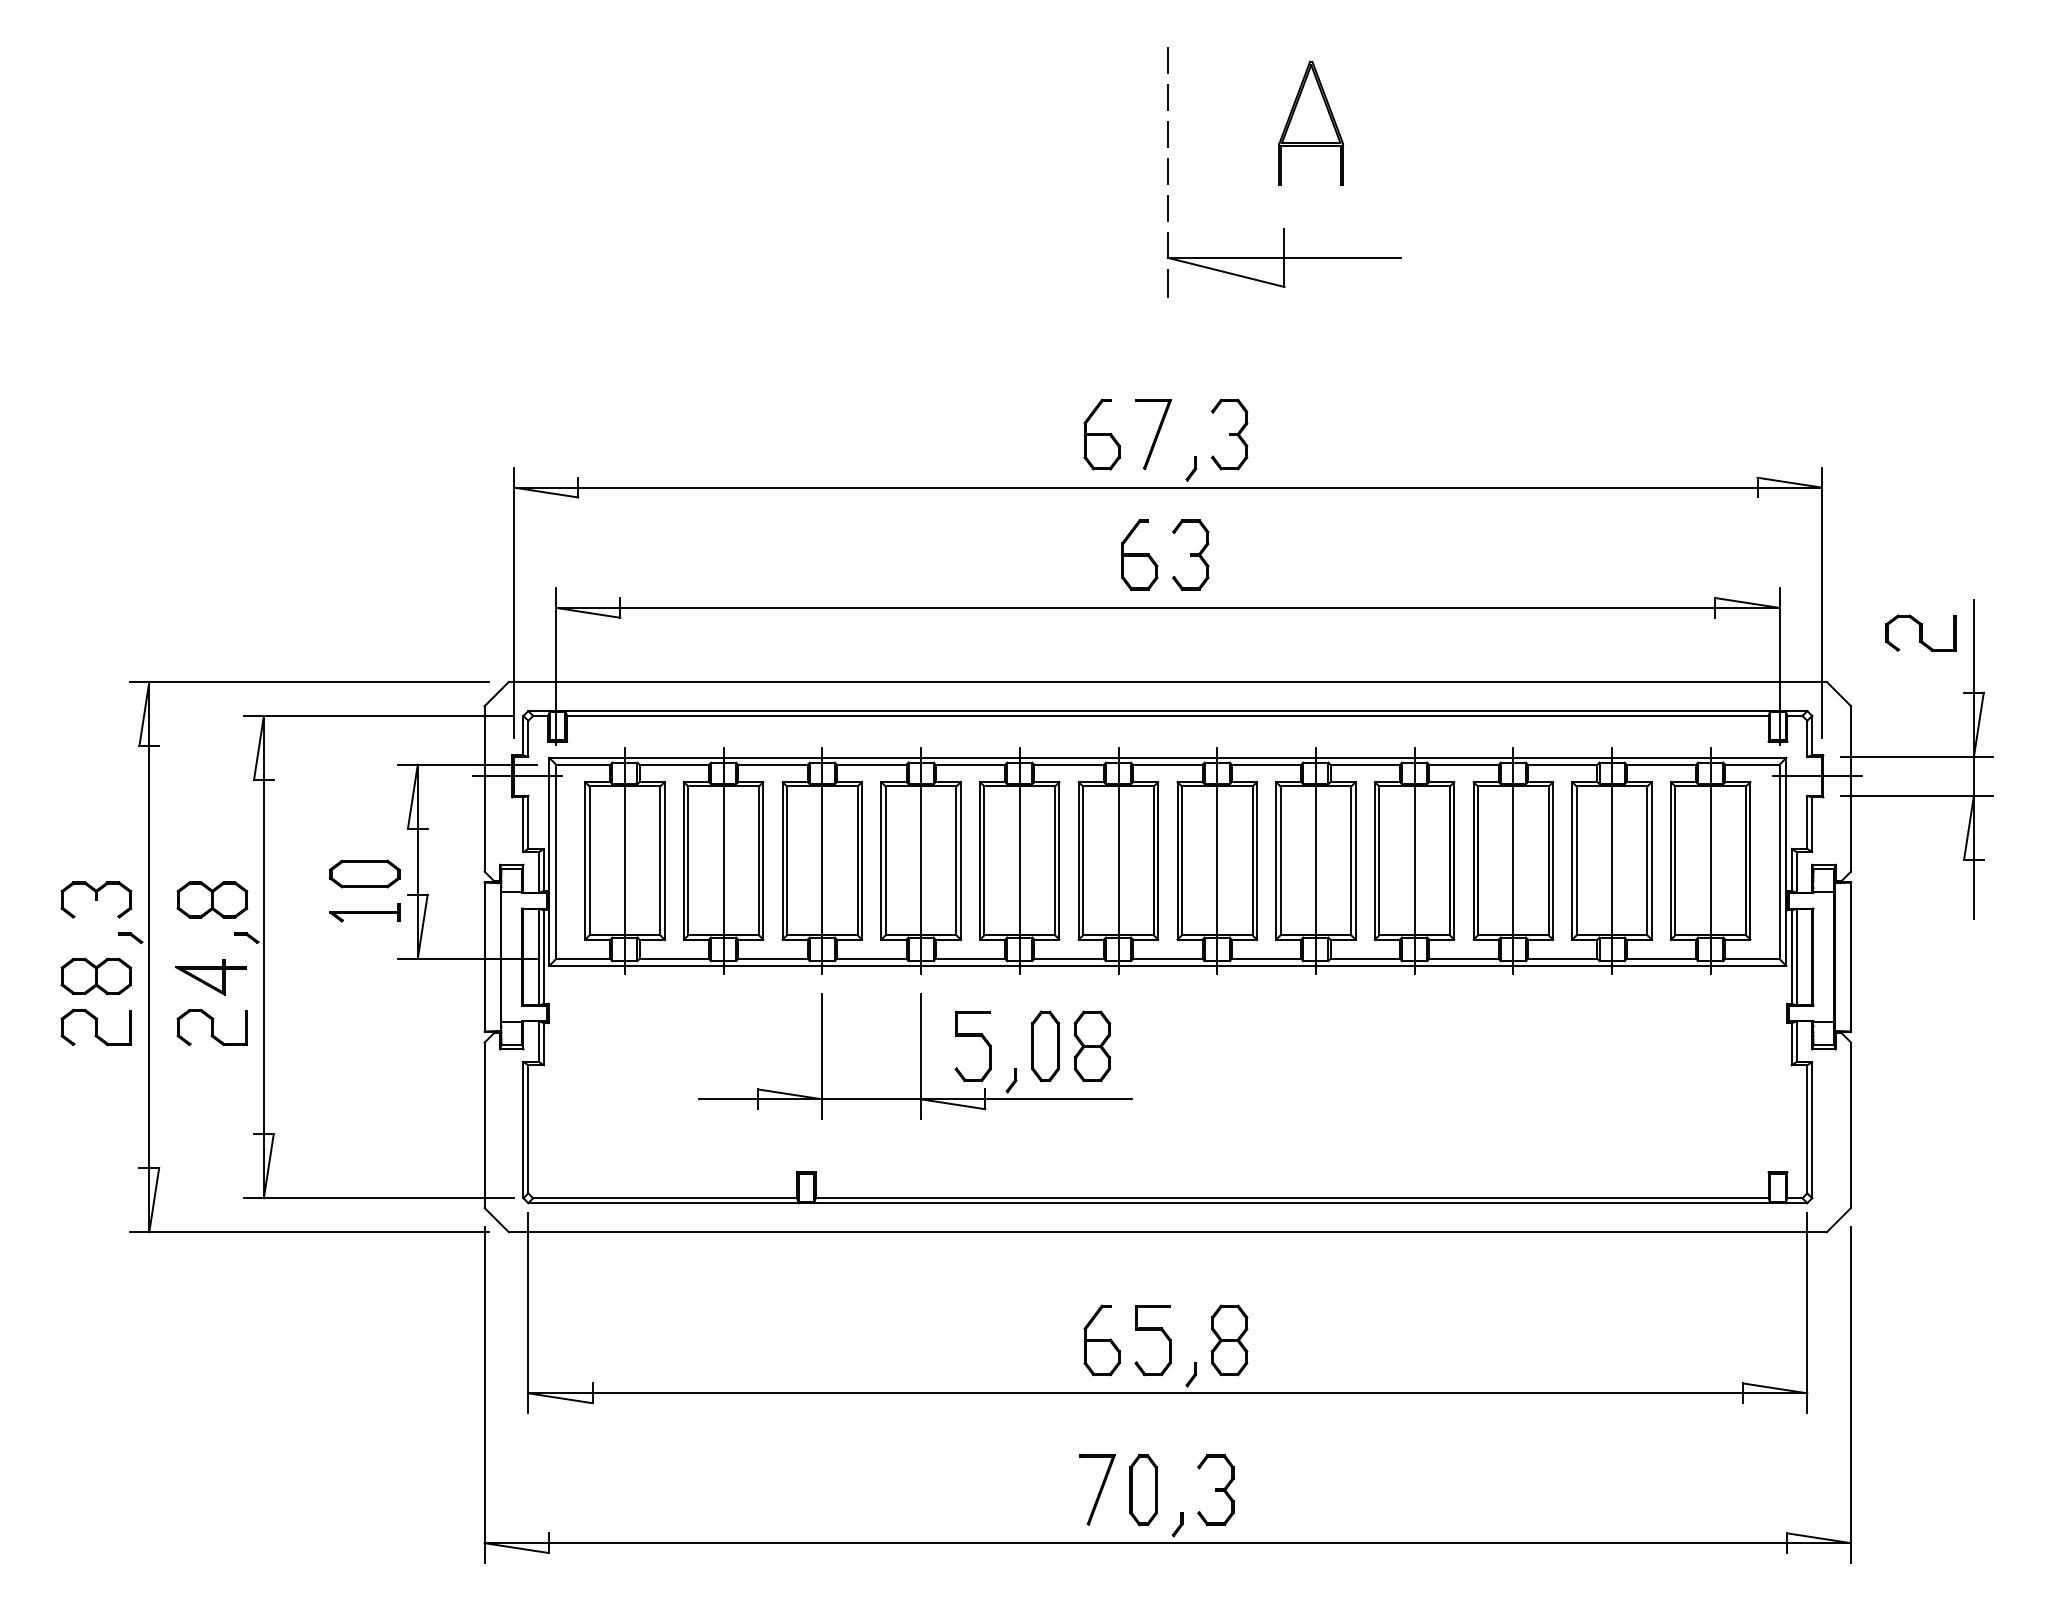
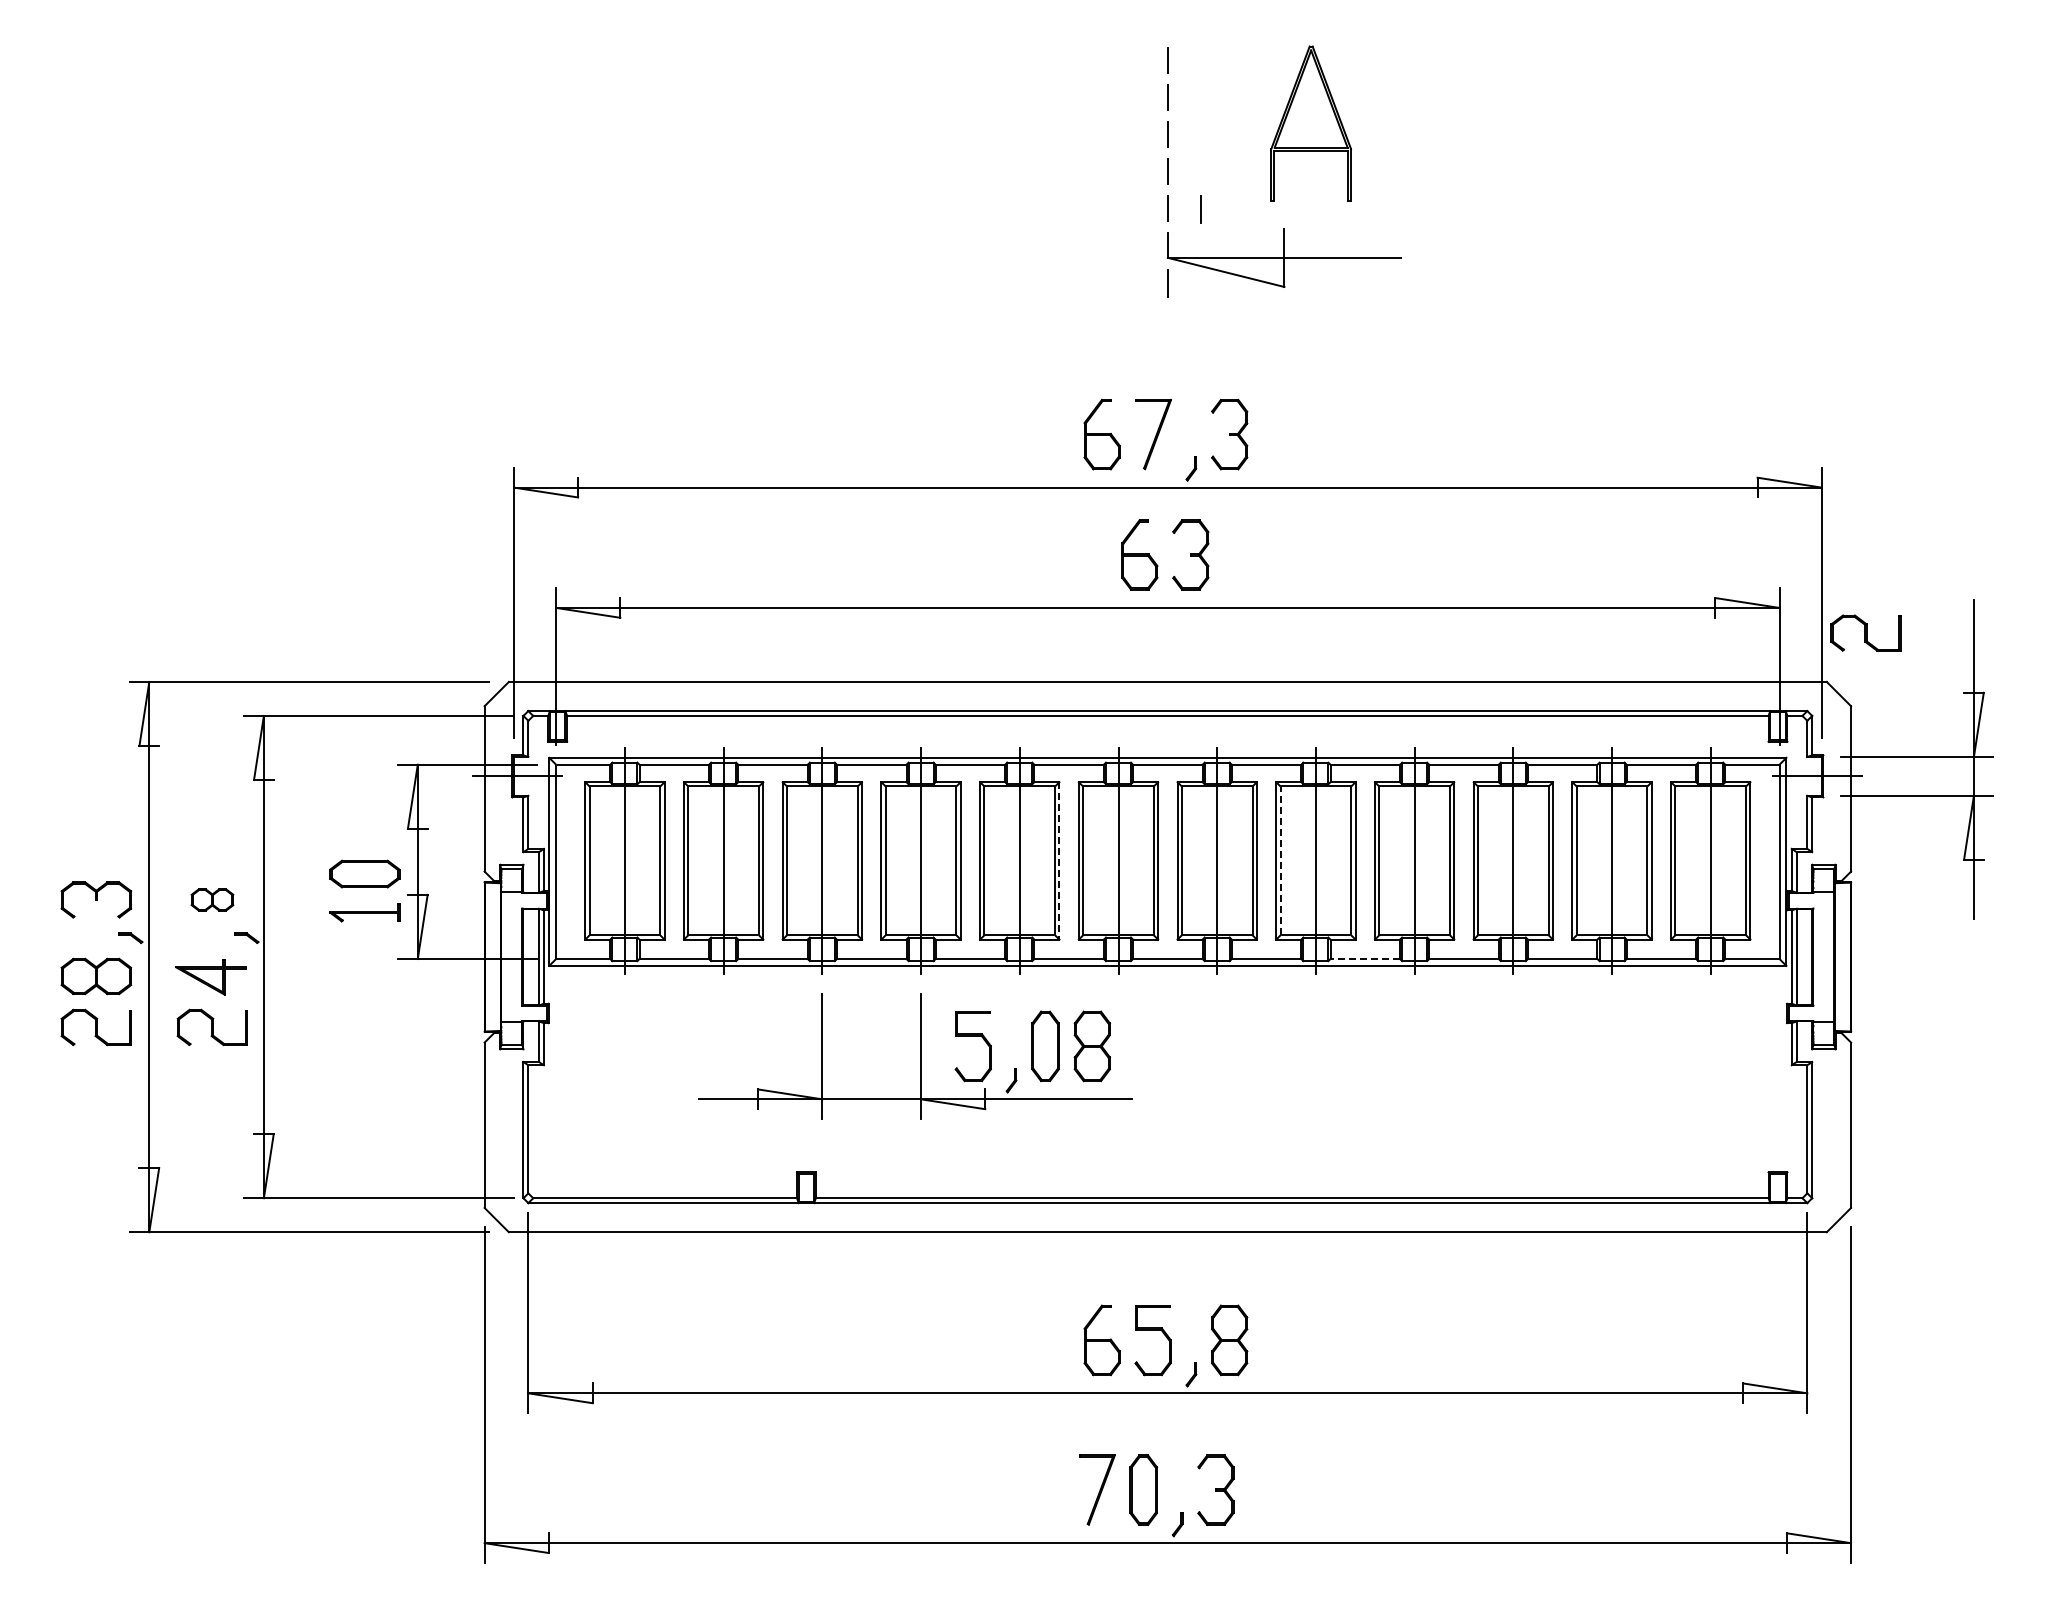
part size: 67x125 px -> 82x157 px (1310, 123)
line: none -> present (1200, 209)
part position: (1920, 632) -> (1865, 632) (1865, 632)
line: solid -> dashed (1059, 860)
line: solid -> dashed (1280, 860)
part size: 73x38 px -> 45x24 px (212, 899)
line: solid -> dashed (1365, 959)
